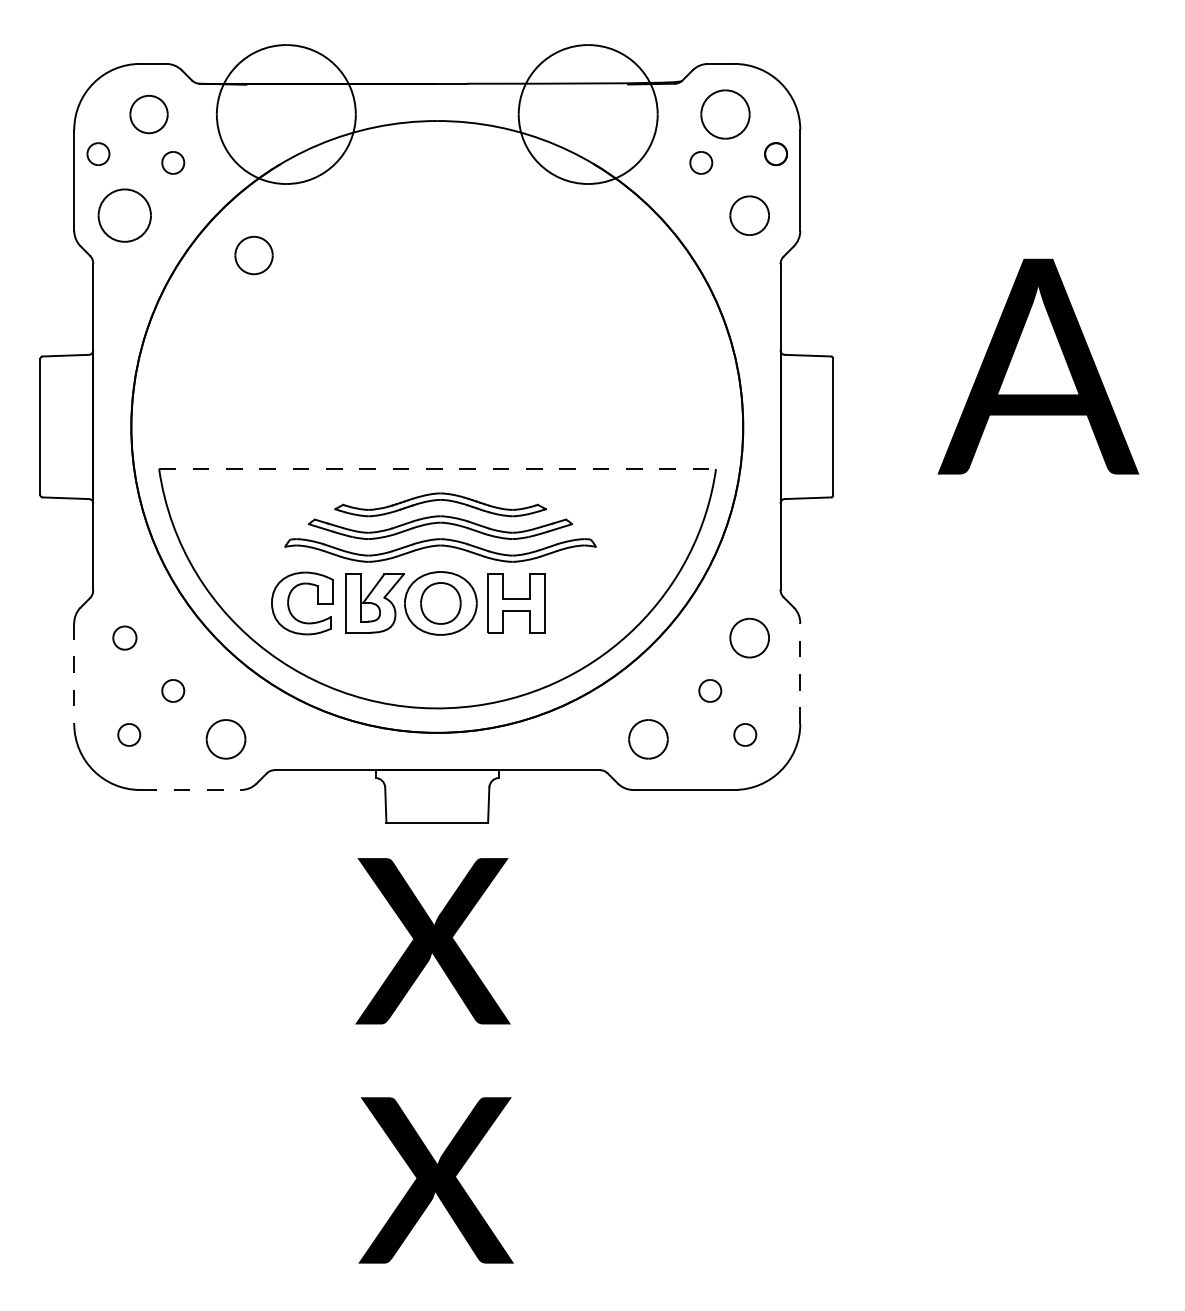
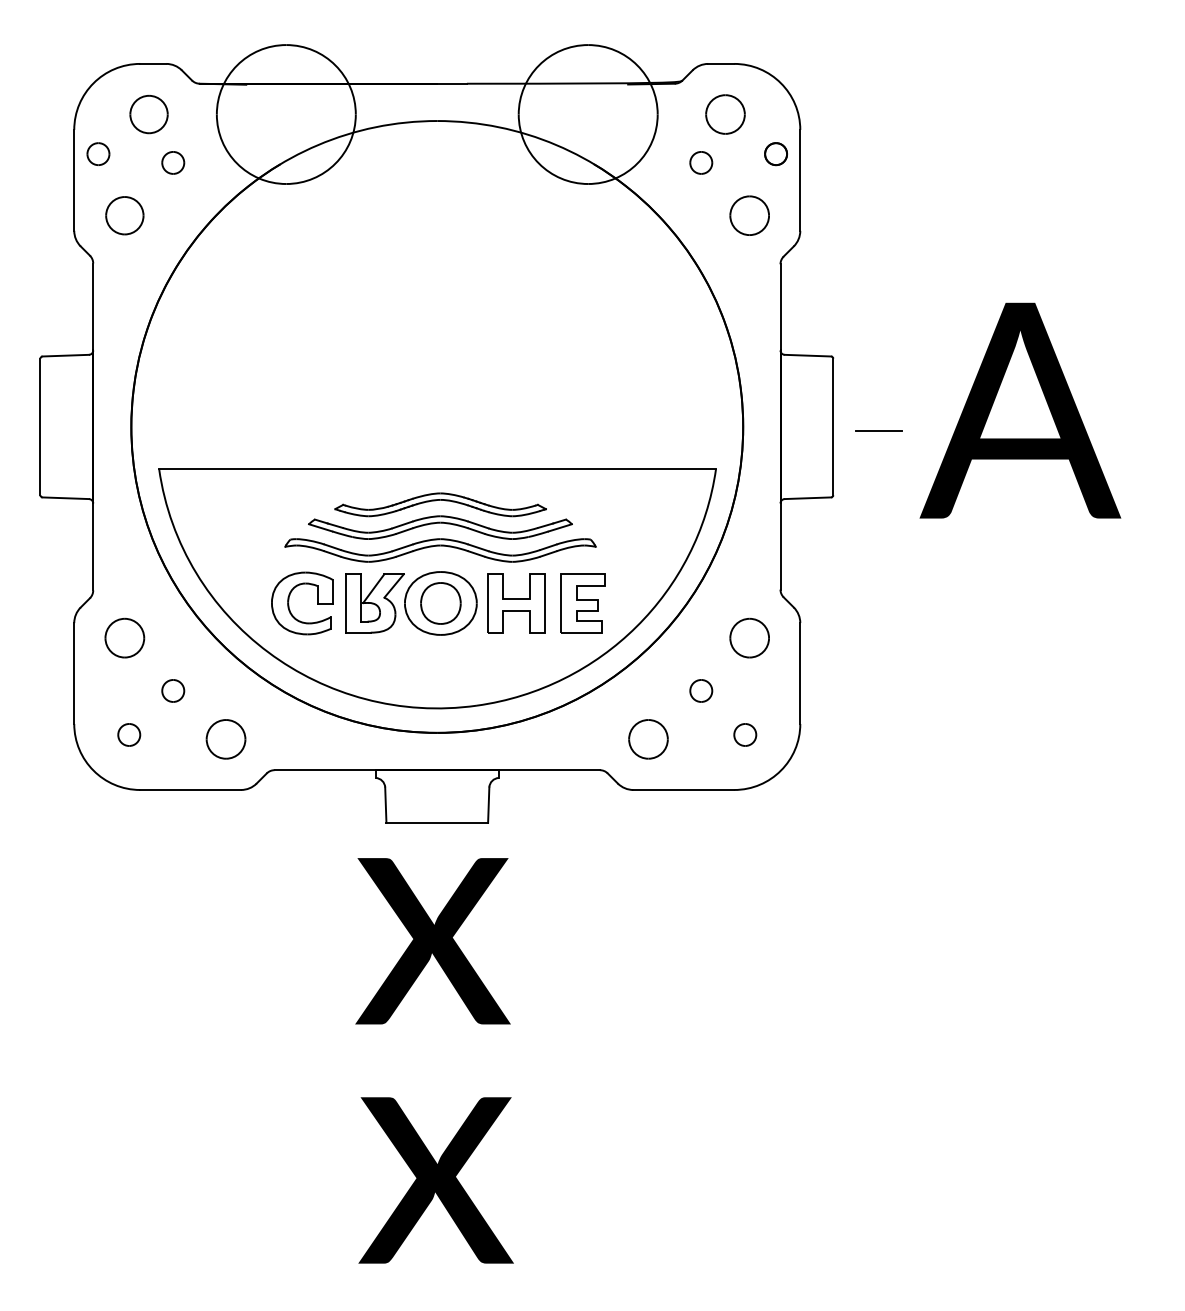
part size: 51x51 px -> 41x41 px (725, 114)
part size: 55x55 px -> 40x40 px (124, 215)
part: present -> none (253, 255)
text position: (1038, 366) -> (1020, 410) (1020, 410)
line: none -> present (878, 431)
line: dashed -> solid (438, 469)
part: none -> present (582, 603)
part size: 26x26 px -> 42x42 px (124, 637)
line: dashed -> solid (800, 673)
line: dashed -> solid (74, 674)
part position: (710, 690) -> (701, 690) (701, 690)
line: dashed -> solid (191, 789)
